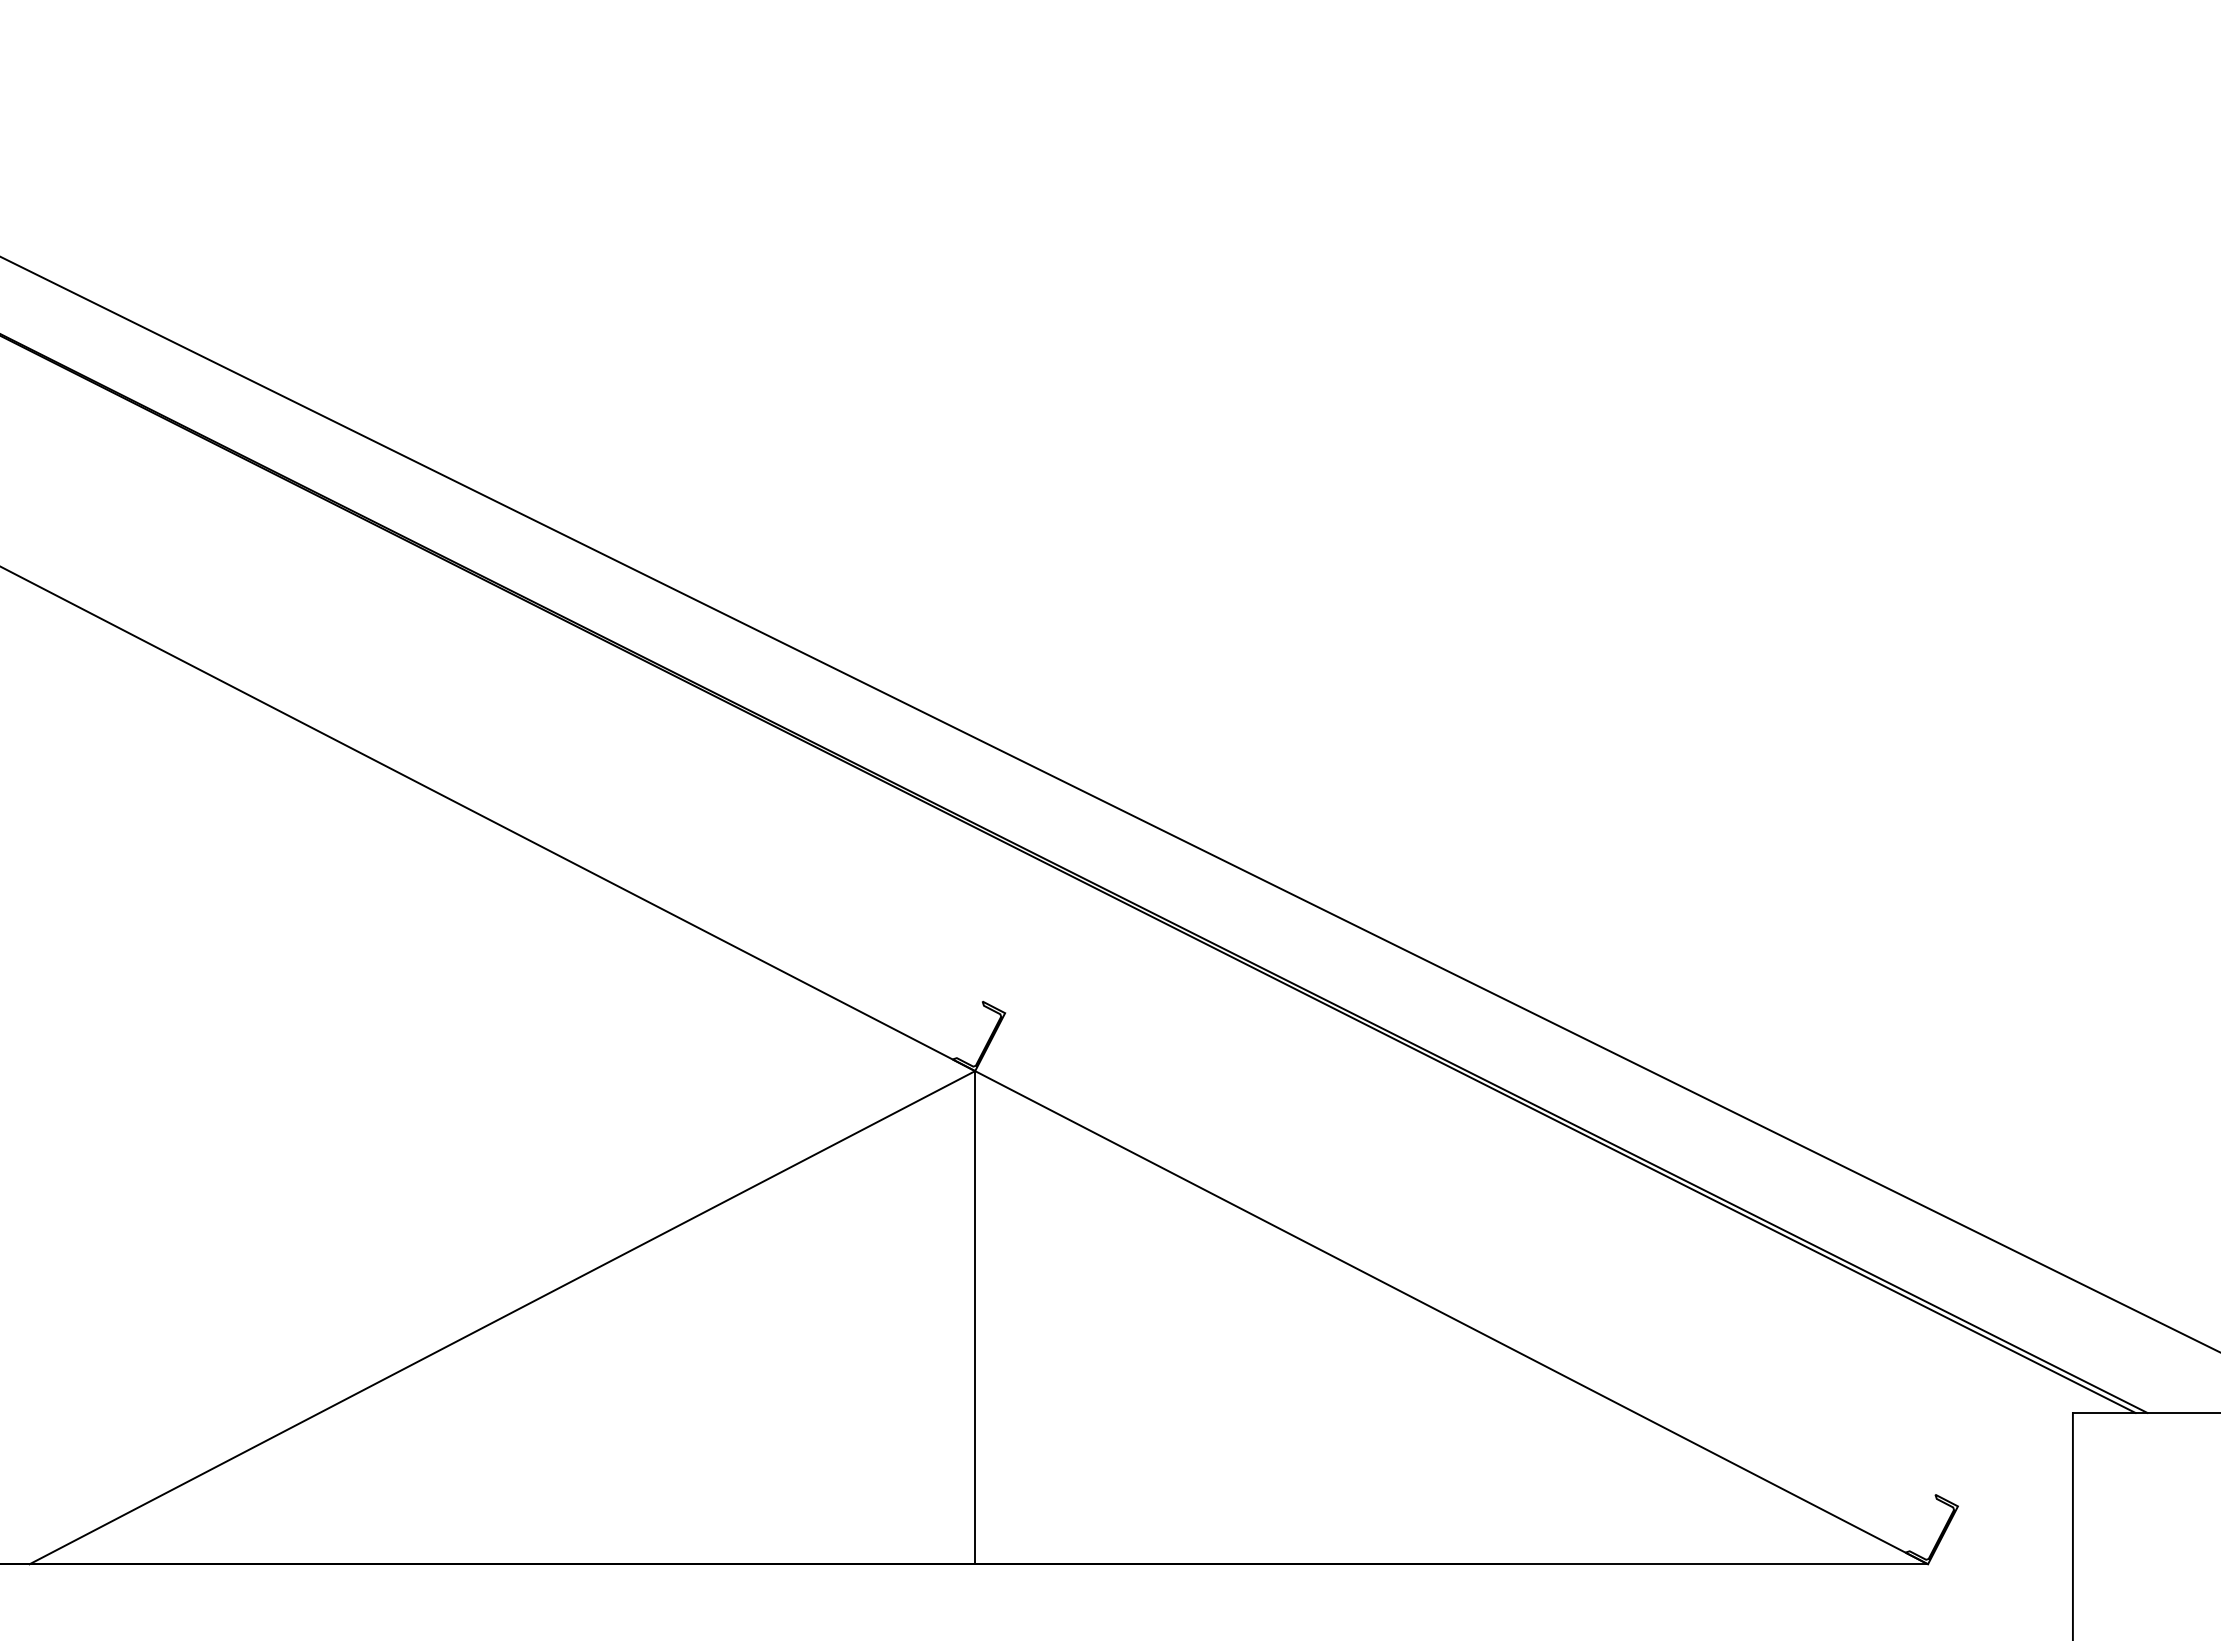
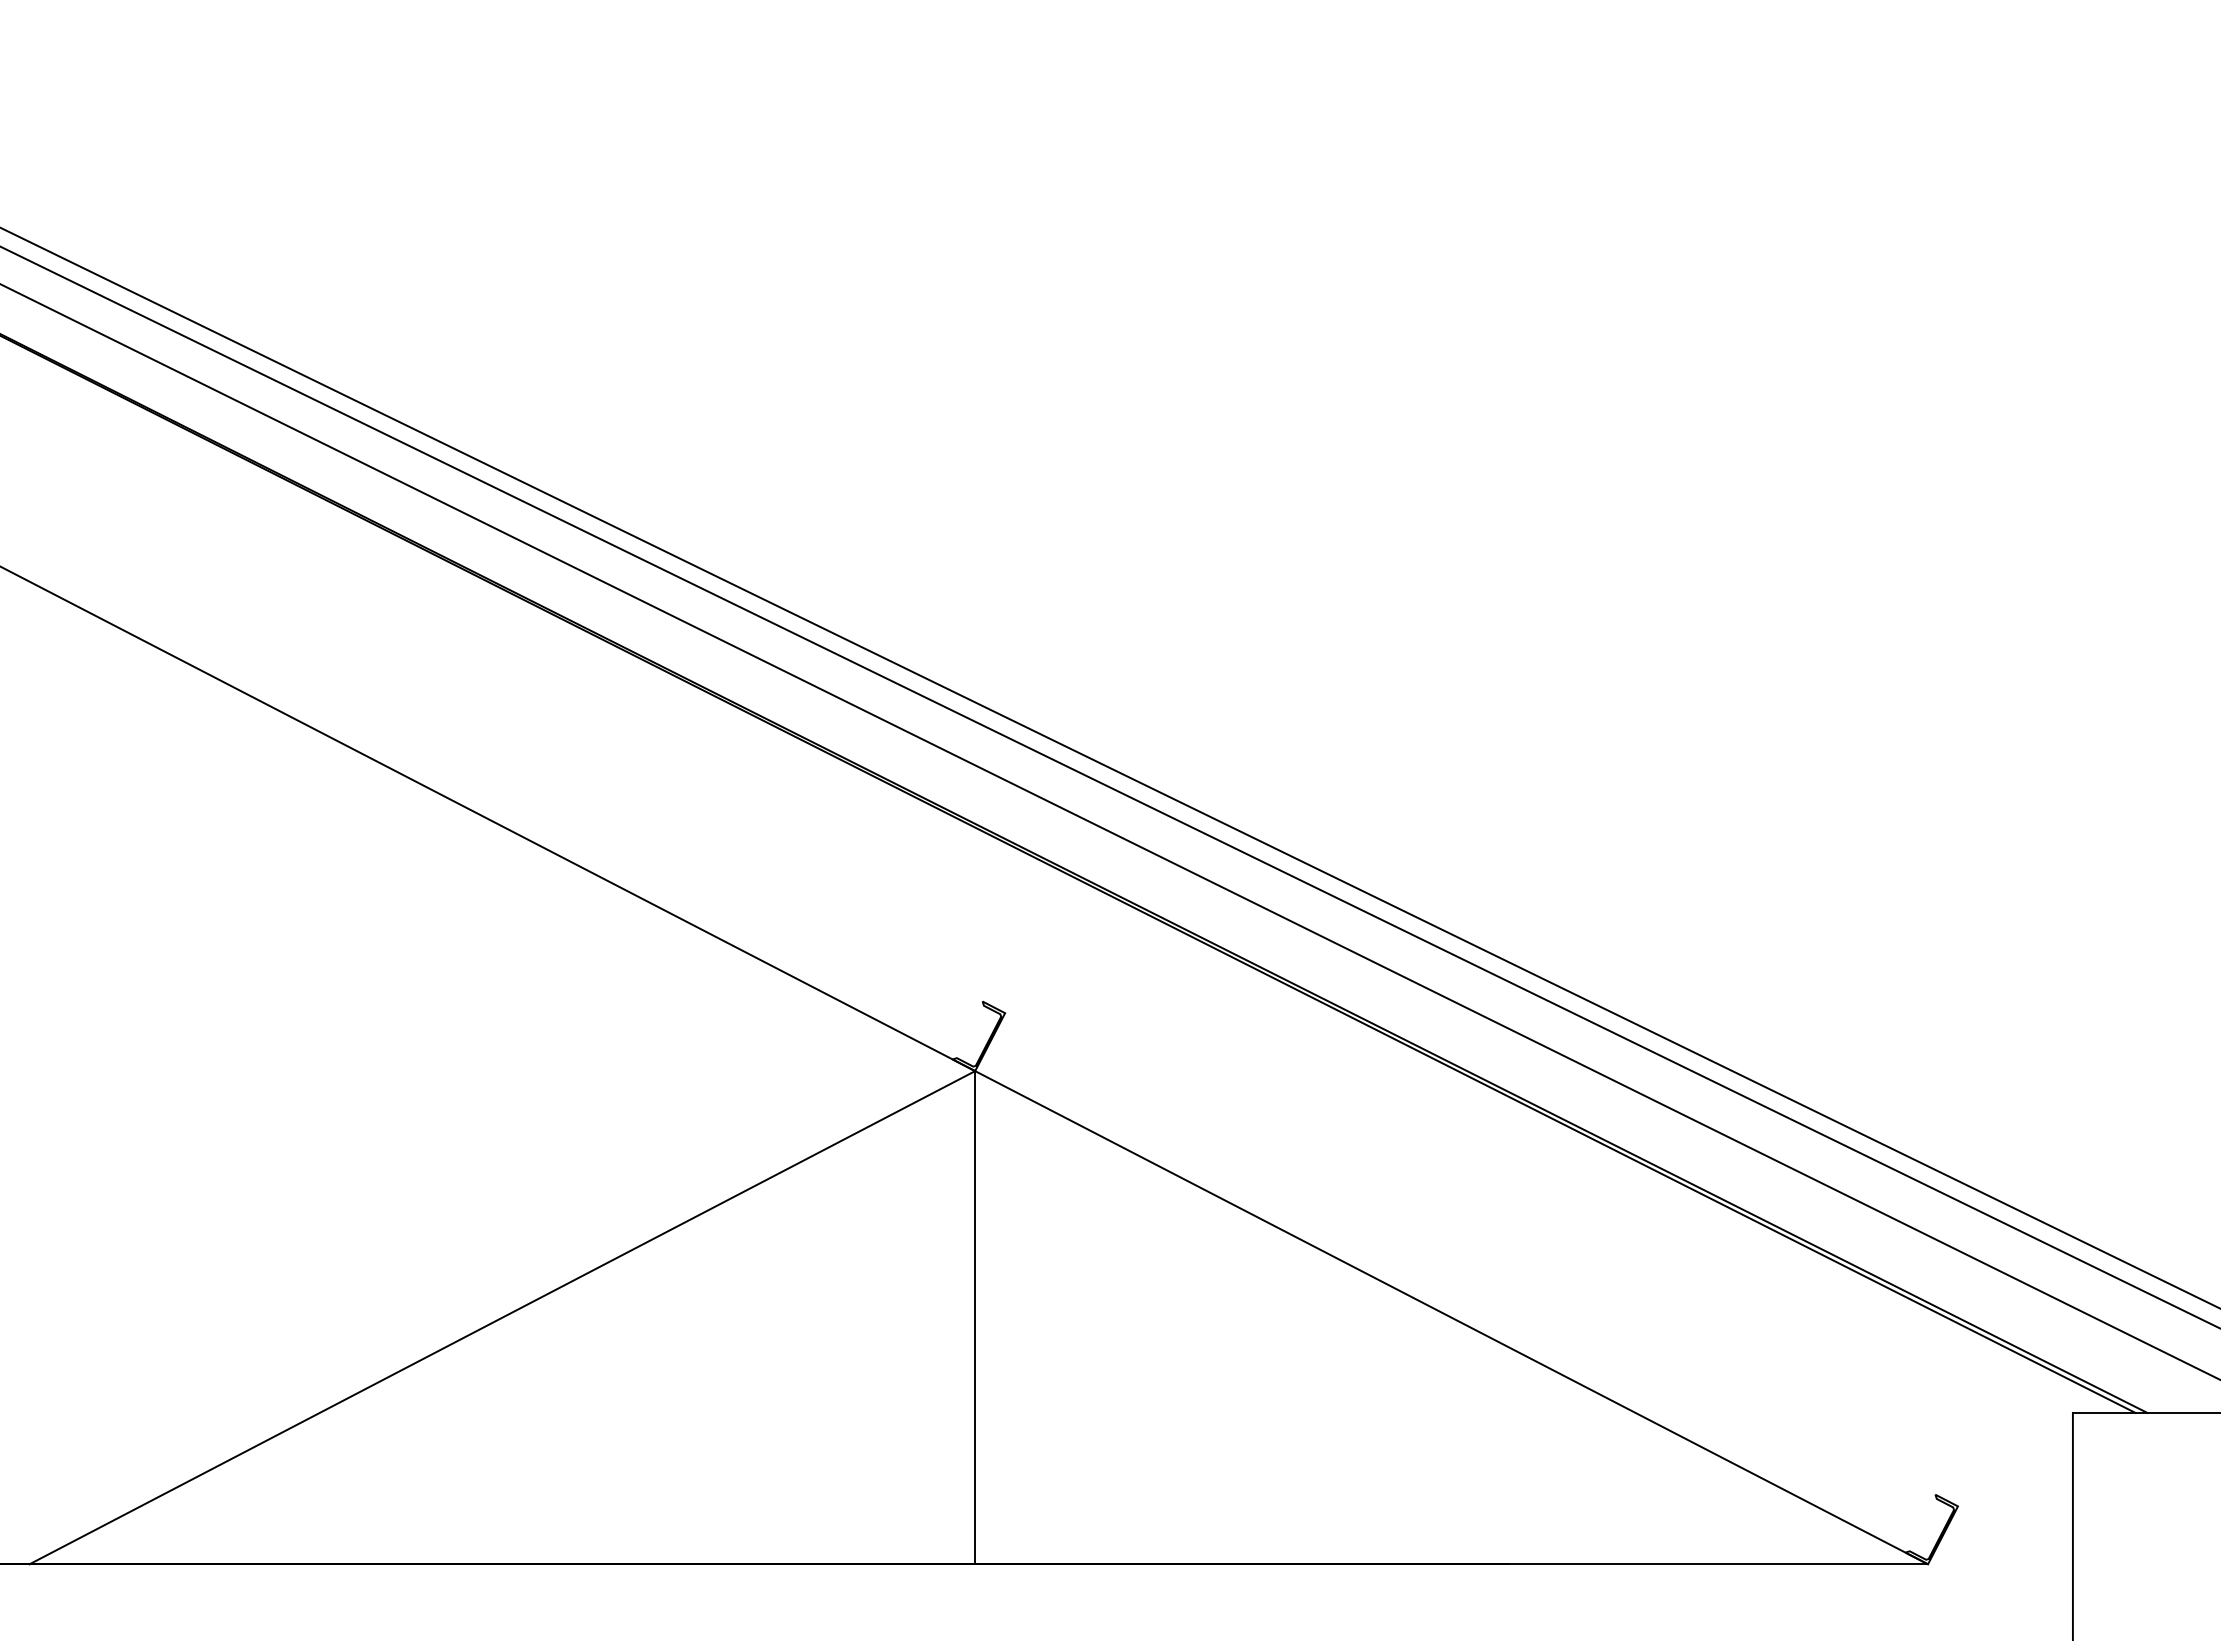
line: none -> present (1109, 767)
line: none -> present (1109, 787)
line position: (1109, 804) -> (1109, 831) (1109, 831)
